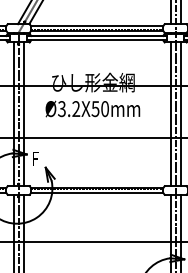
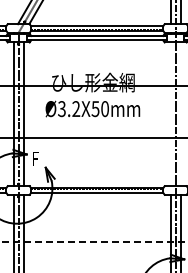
line: present -> none (170, 114)
line: present -> none (180, 114)
line: solid -> dashed (94, 242)
